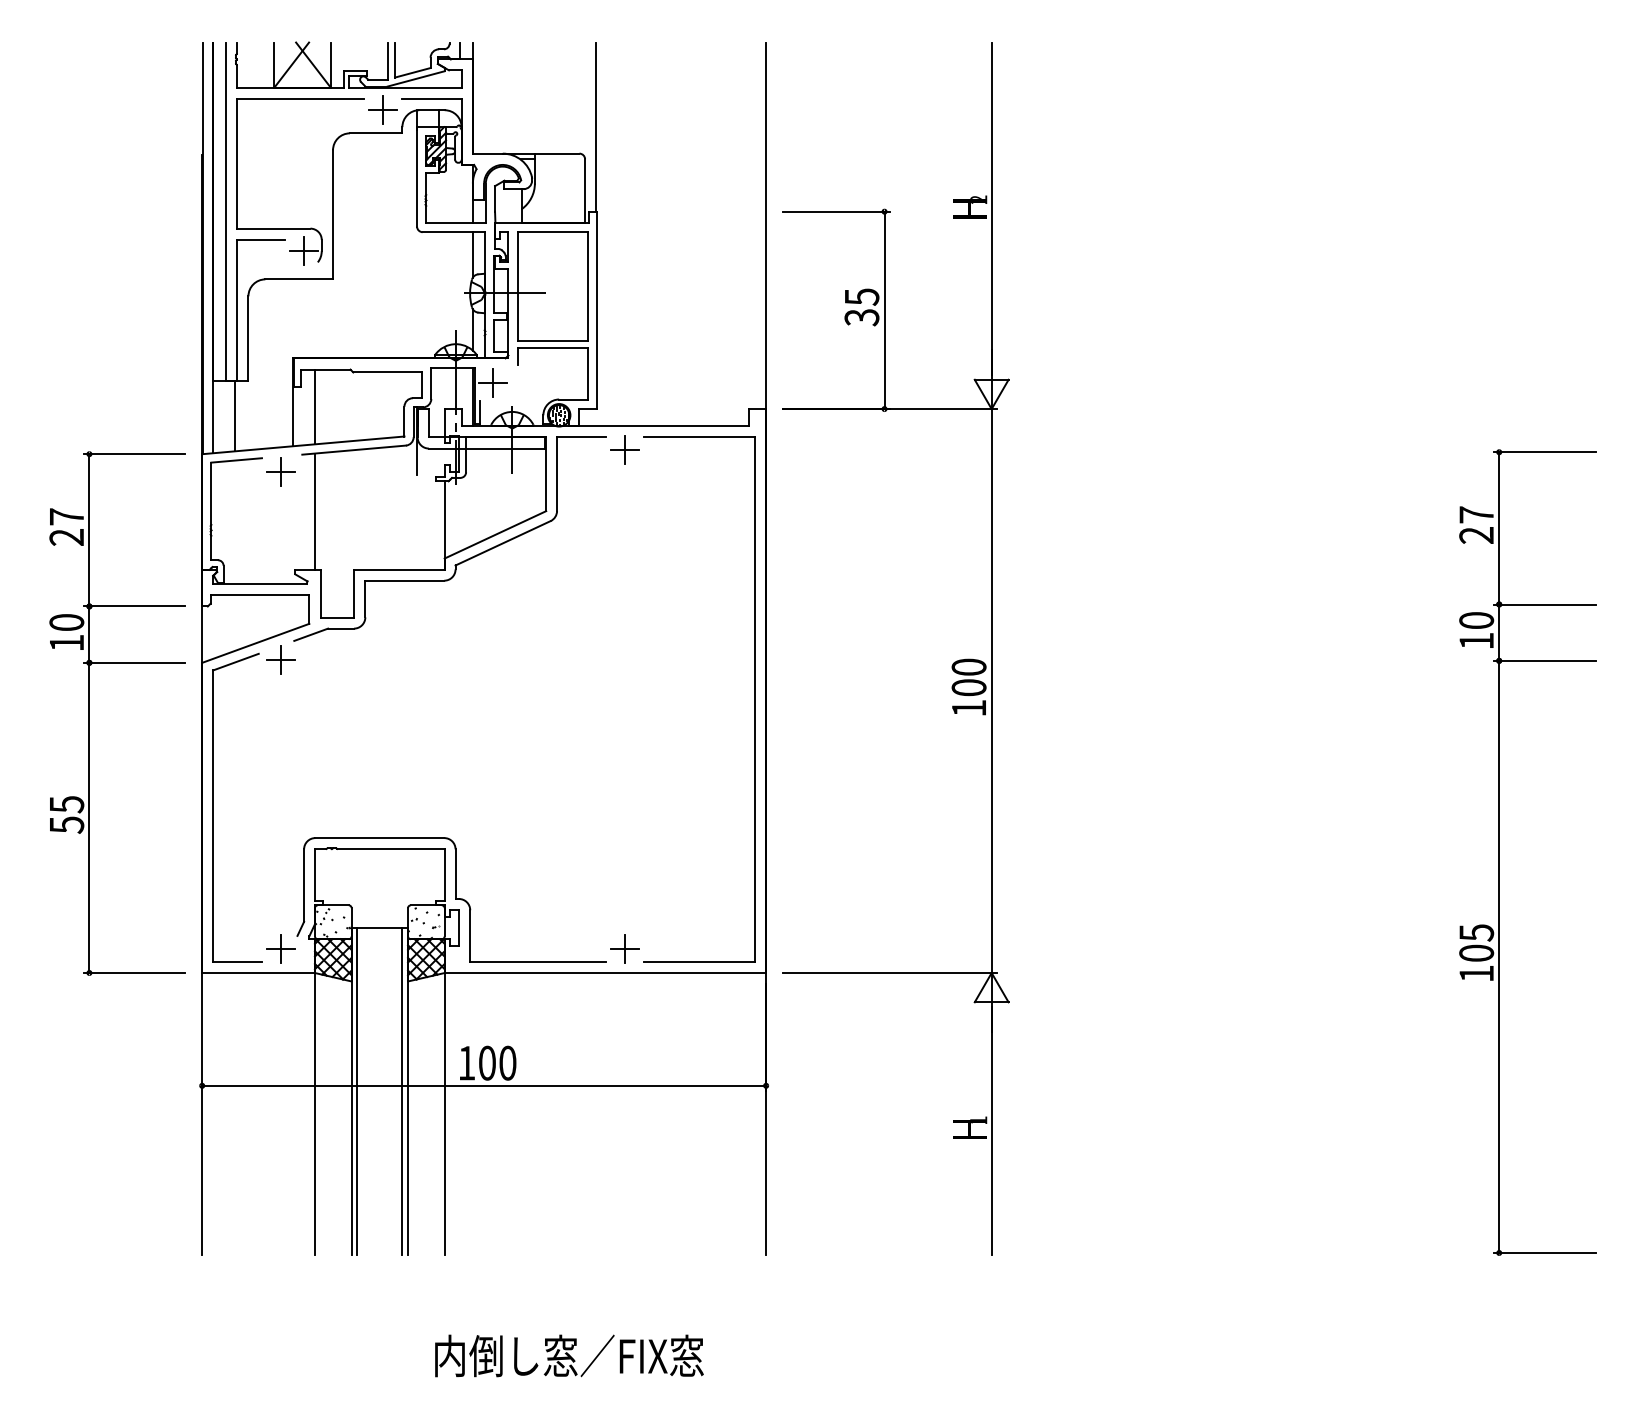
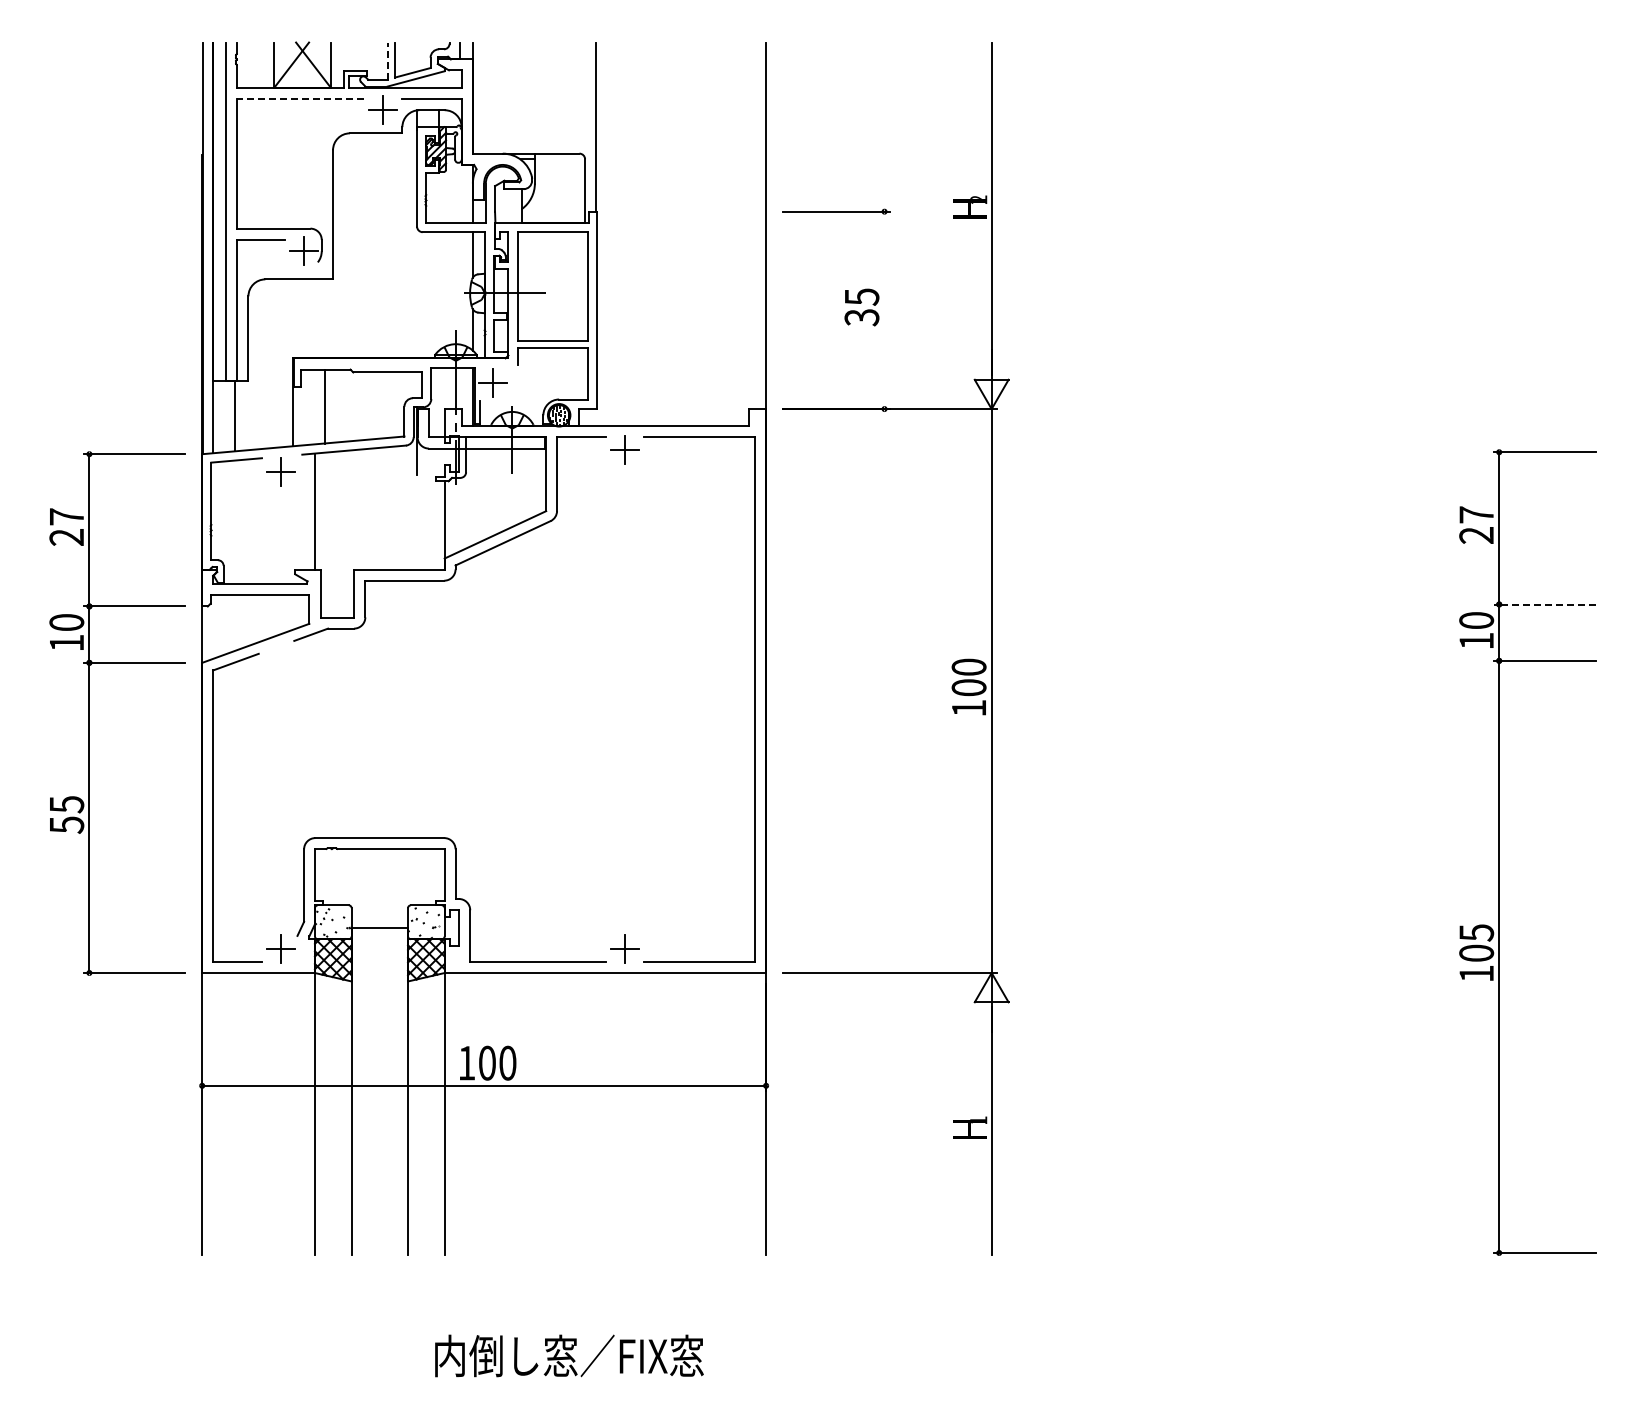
line: solid -> dashed (387, 61)
line: solid -> dashed (299, 98)
line: present -> none (884, 310)
line position: (314, 406) -> (324, 406) (324, 406)
line: solid -> dashed (1544, 604)
part: present -> none (280, 659)
line: present -> none (357, 1090)
line: present -> none (402, 1090)
